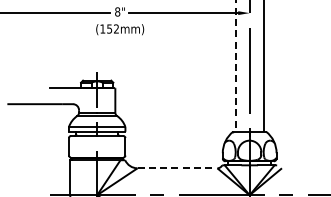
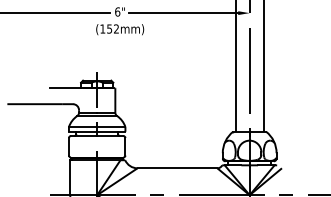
text: 8" -> 6" (117, 11)
line: dashed -> solid (235, 66)
line: dashed -> solid (177, 168)
